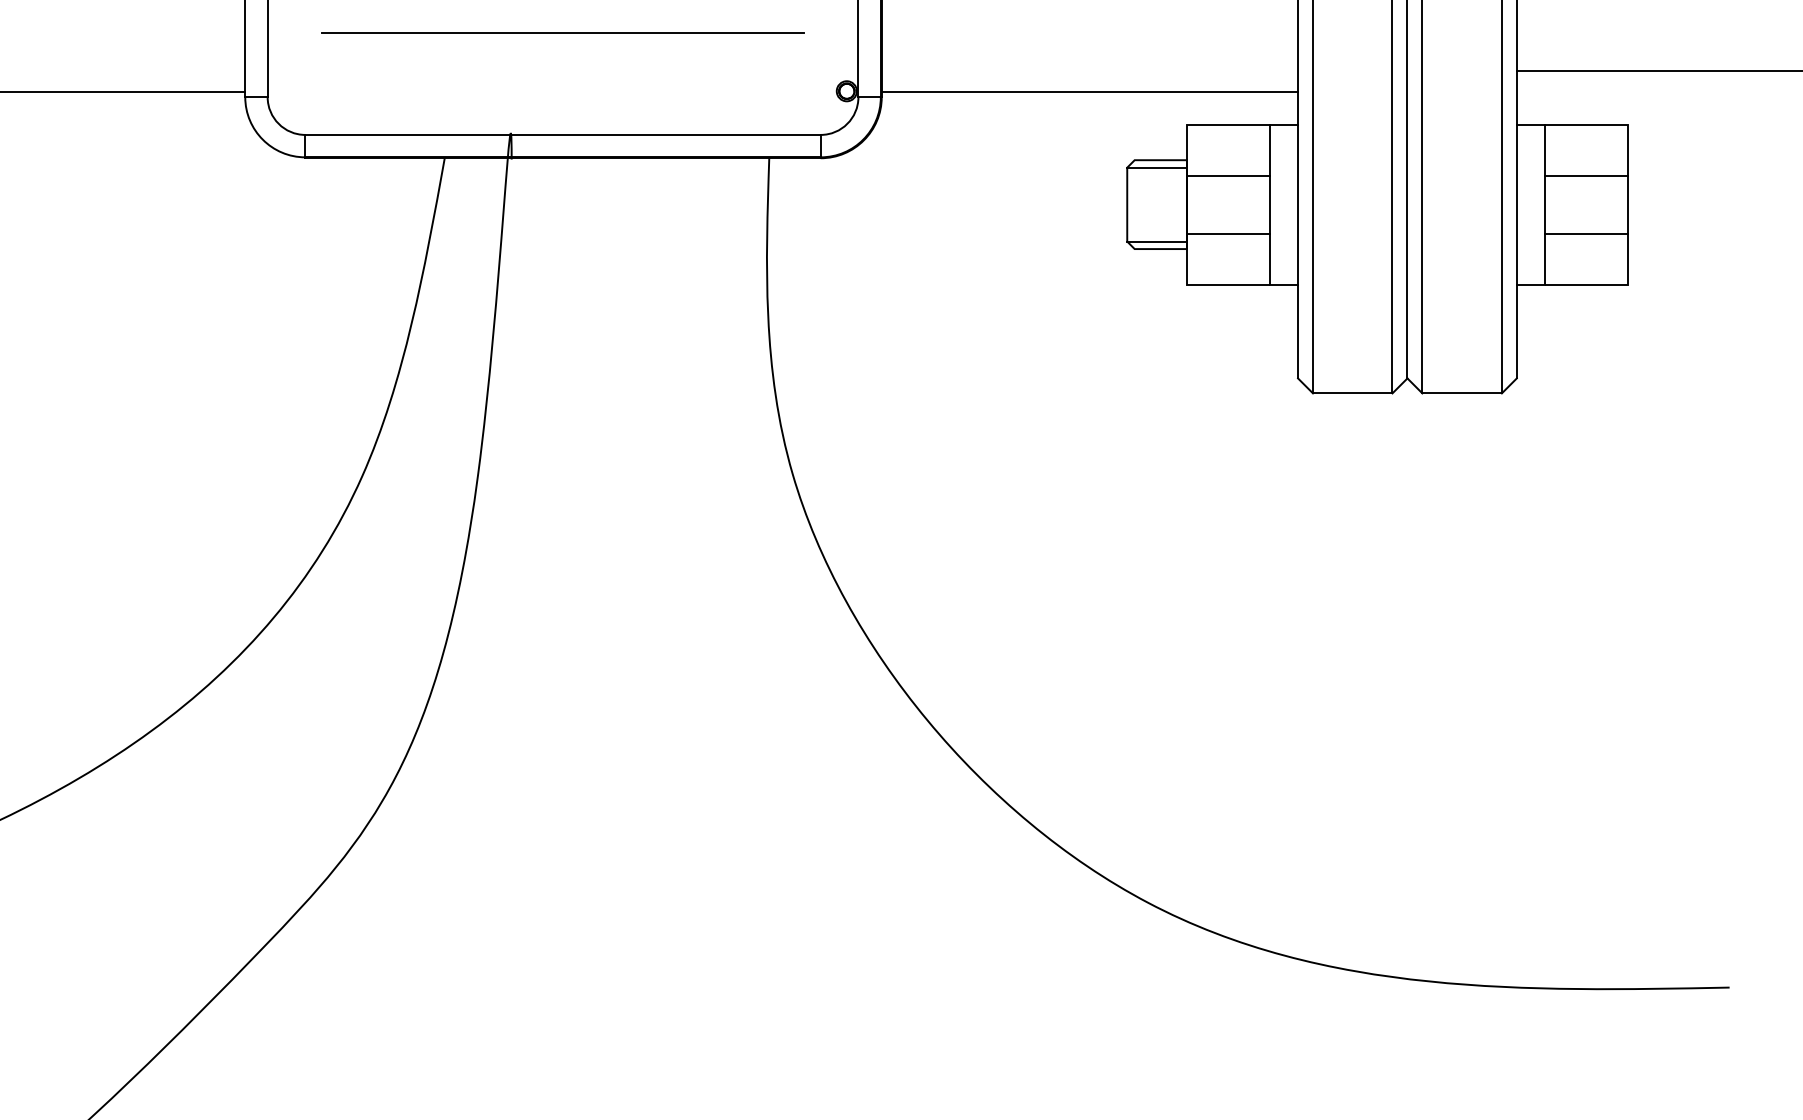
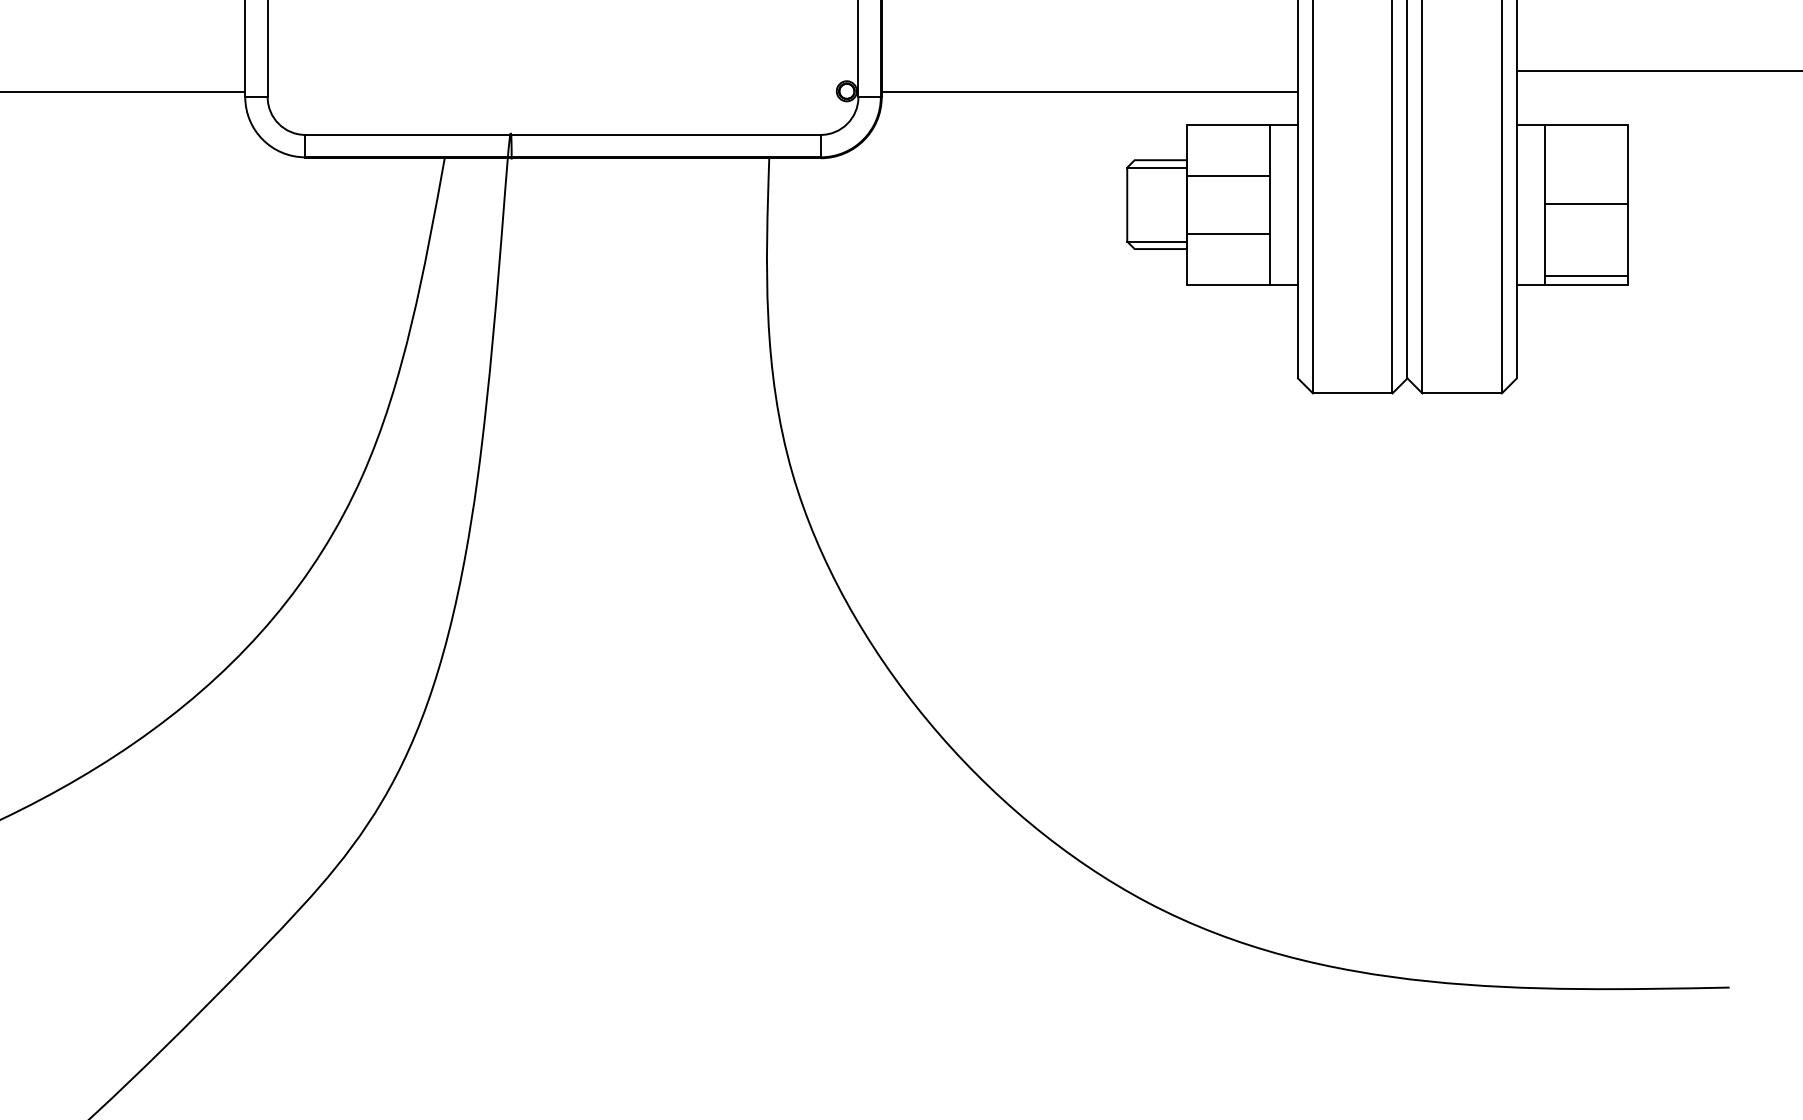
line: present -> none (562, 32)
line position: (1586, 176) -> (1586, 204) (1586, 204)
line position: (1586, 233) -> (1586, 275) (1586, 275)
